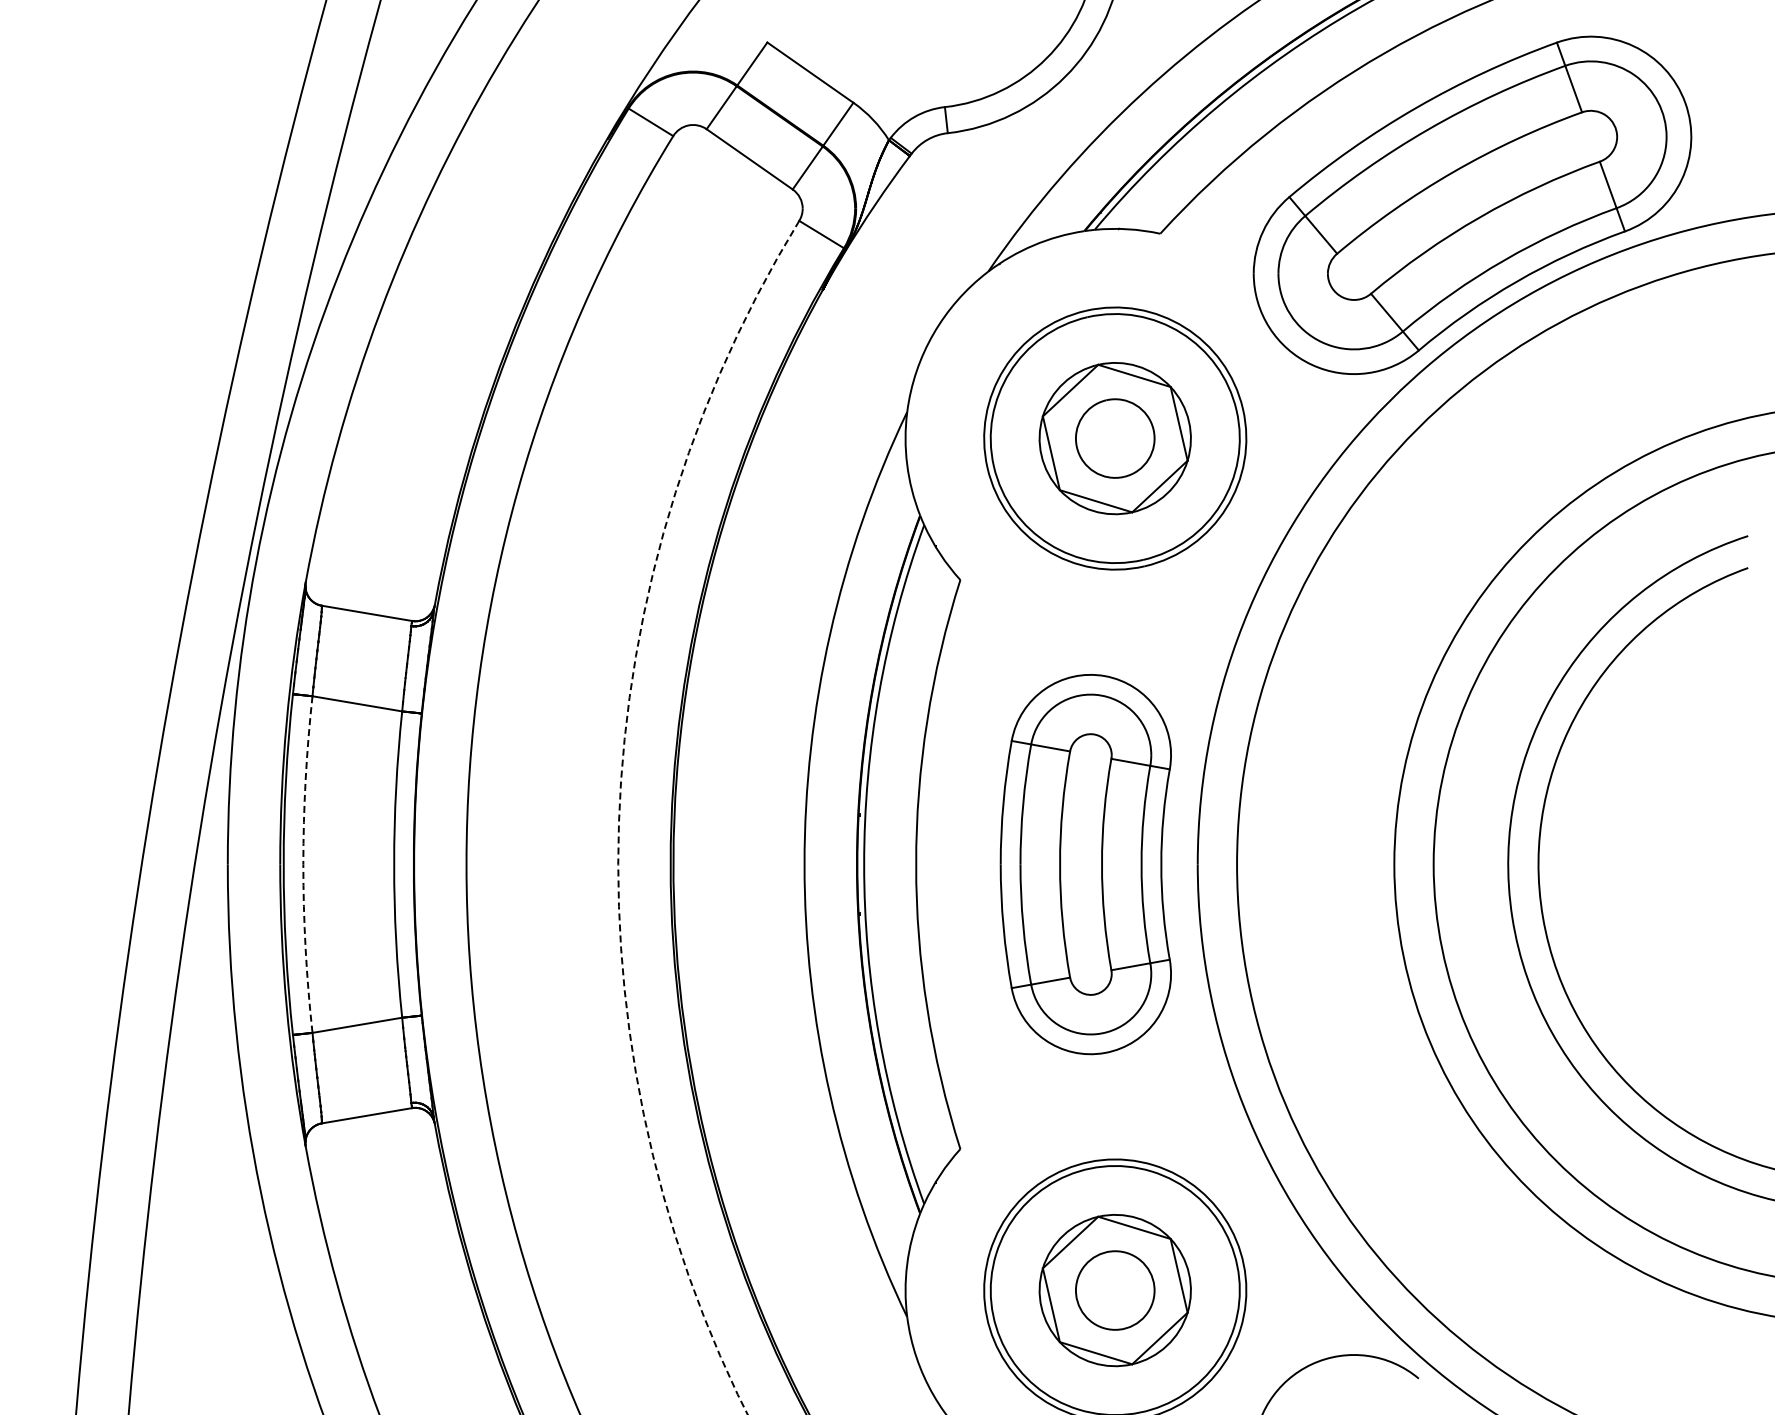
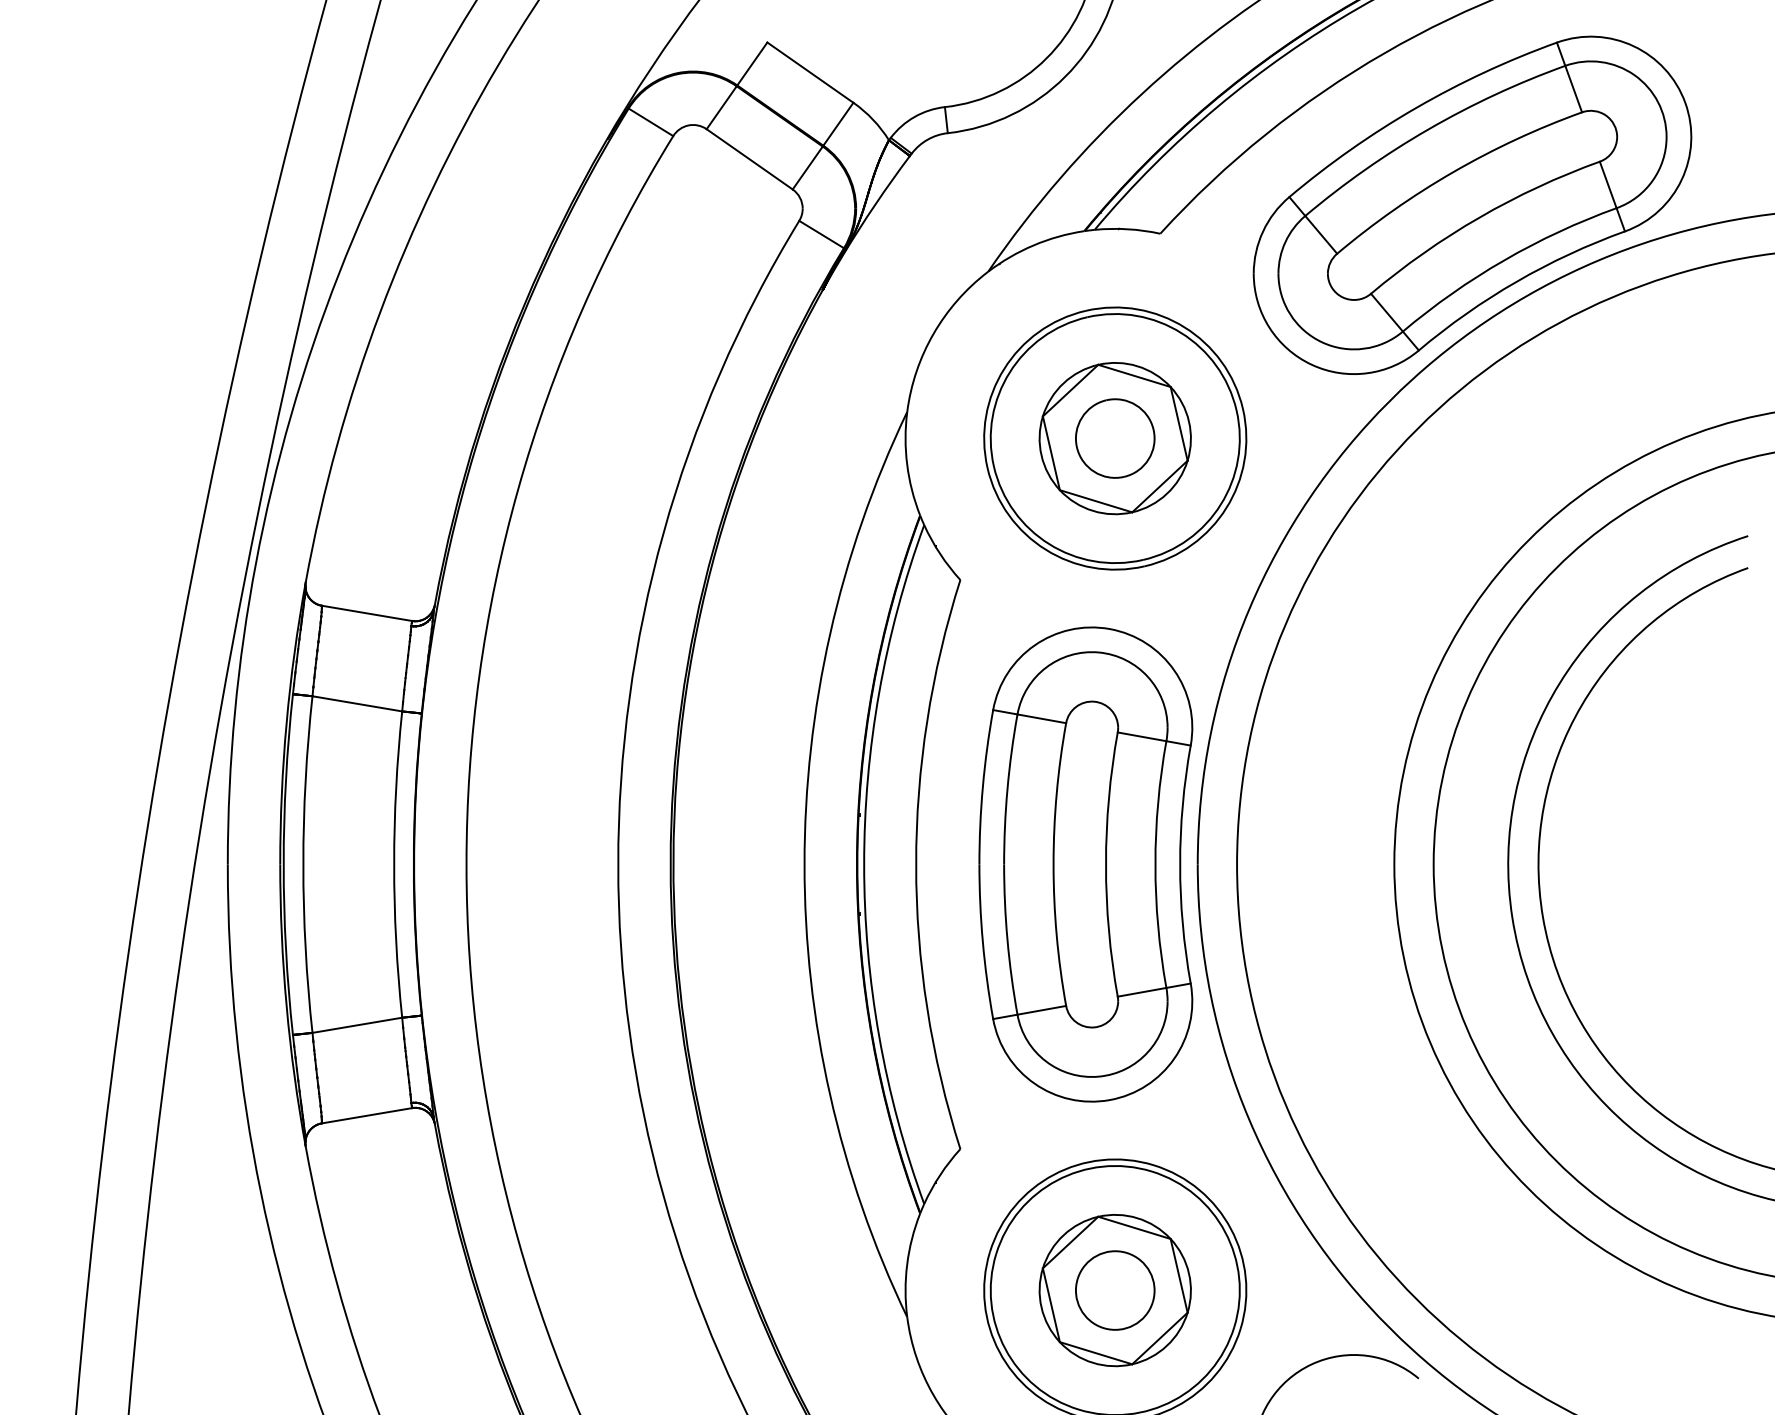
arc: dashed -> solid (619, 810)
arc: dashed -> solid (303, 864)
part size: 173x382 px -> 216x477 px (1085, 864)
